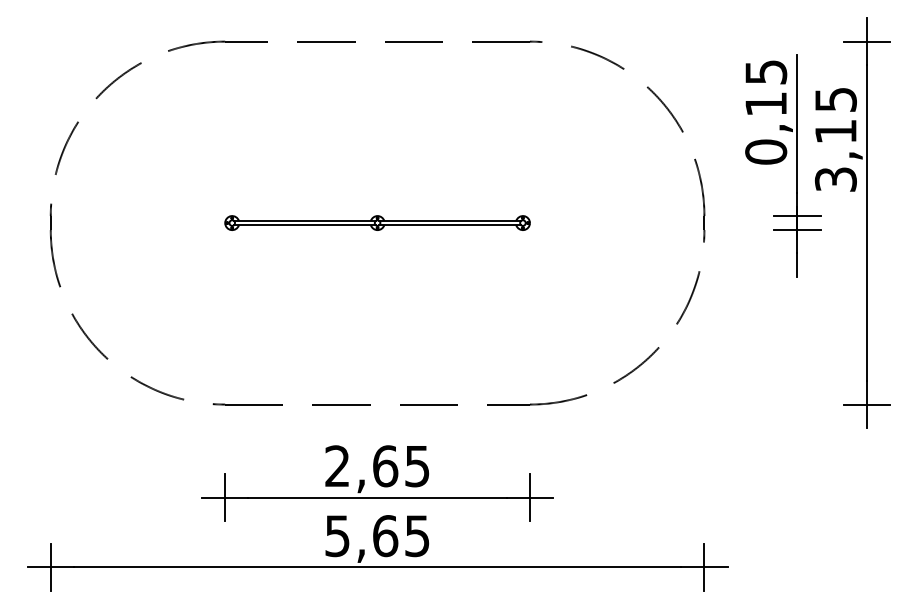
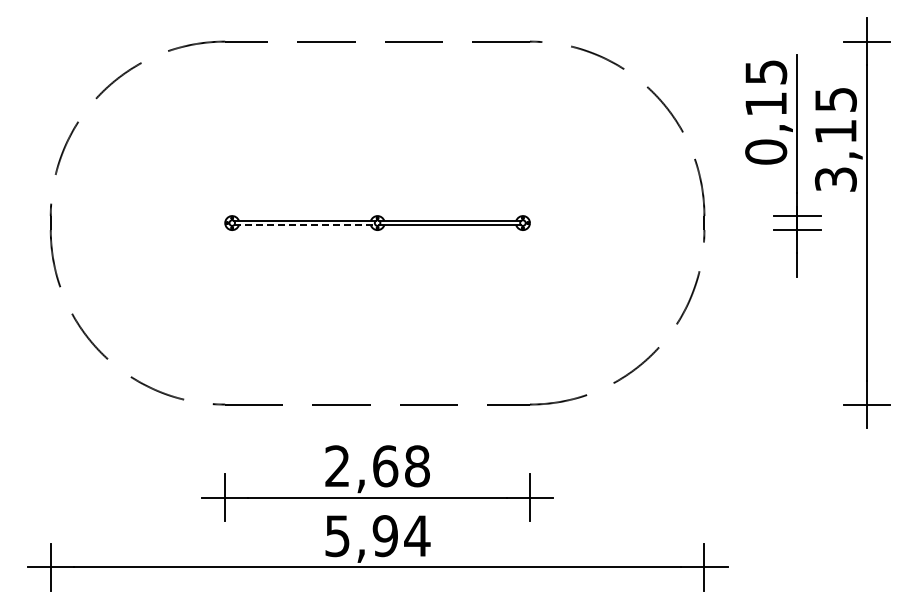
line: solid -> dashed (304, 225)
text: 2,65 -> 2,68 (417, 466)
text: 5,65 -> 5,94 (401, 536)
